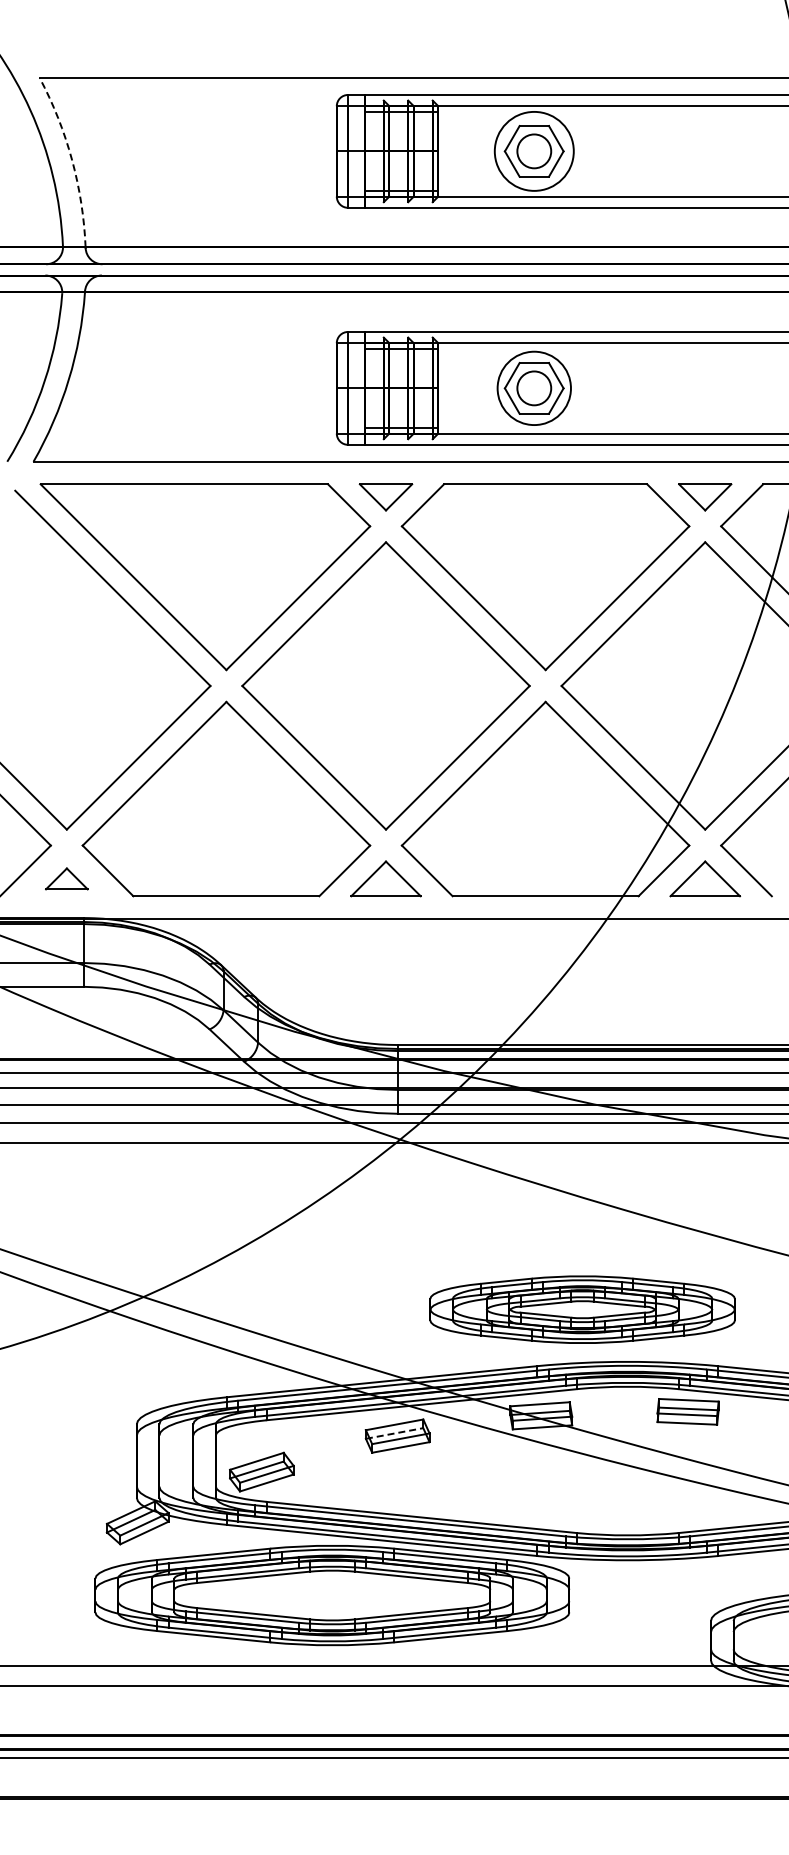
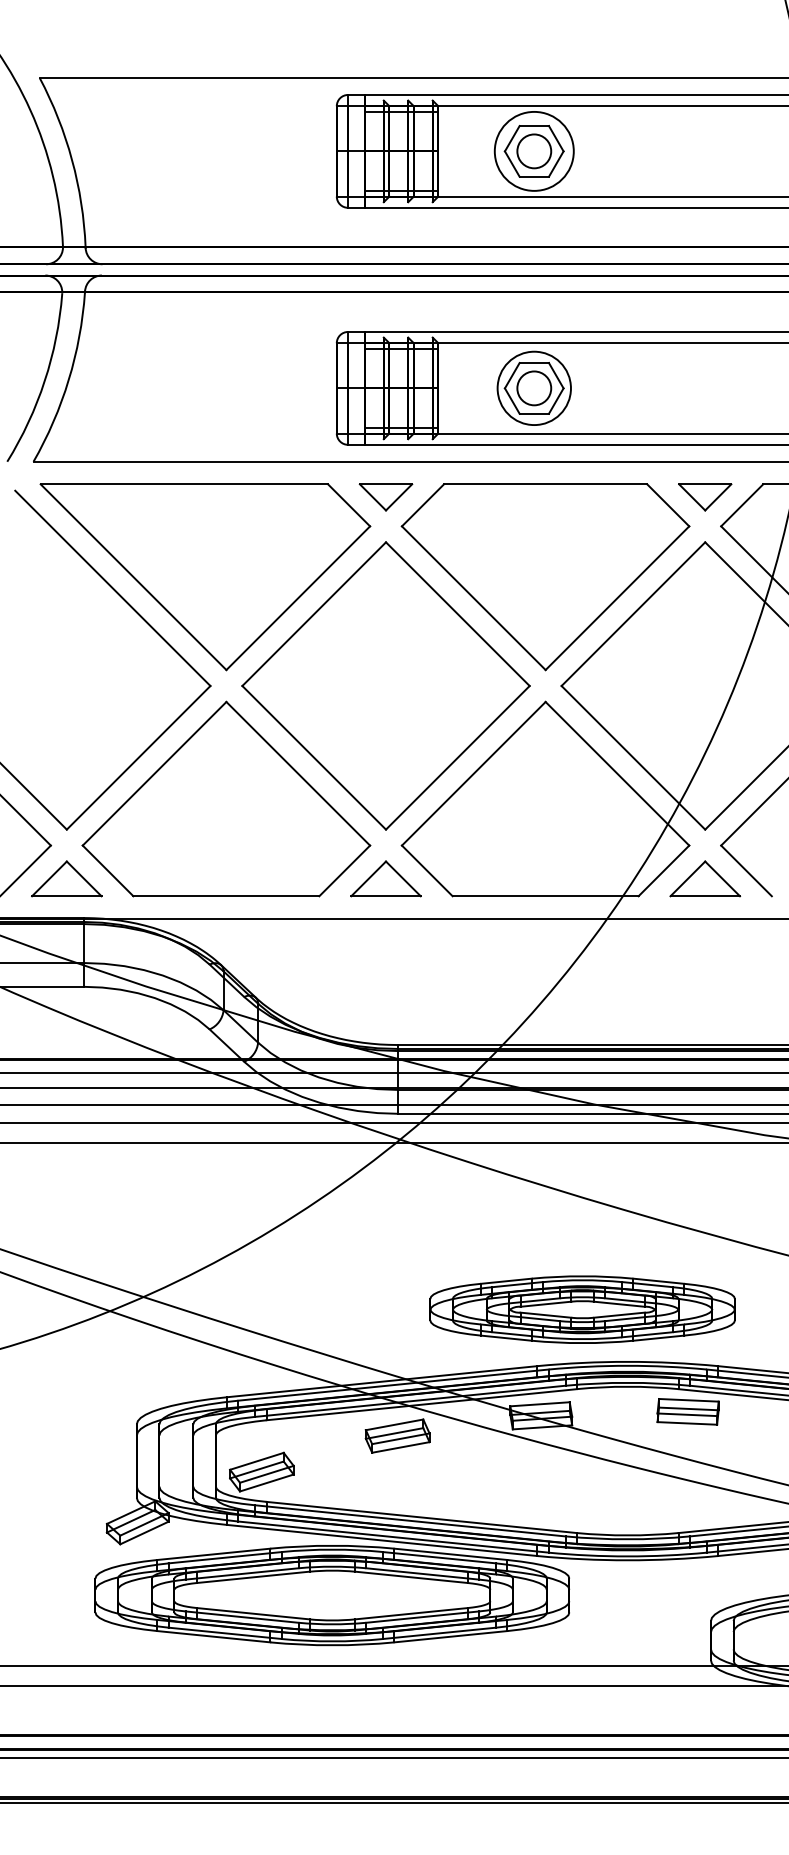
arc: dashed -> solid (72, 160)
part size: 44x24 px -> 72x38 px (66, 878)
line: dashed -> solid (395, 1433)
line: none -> present (393, 1803)
